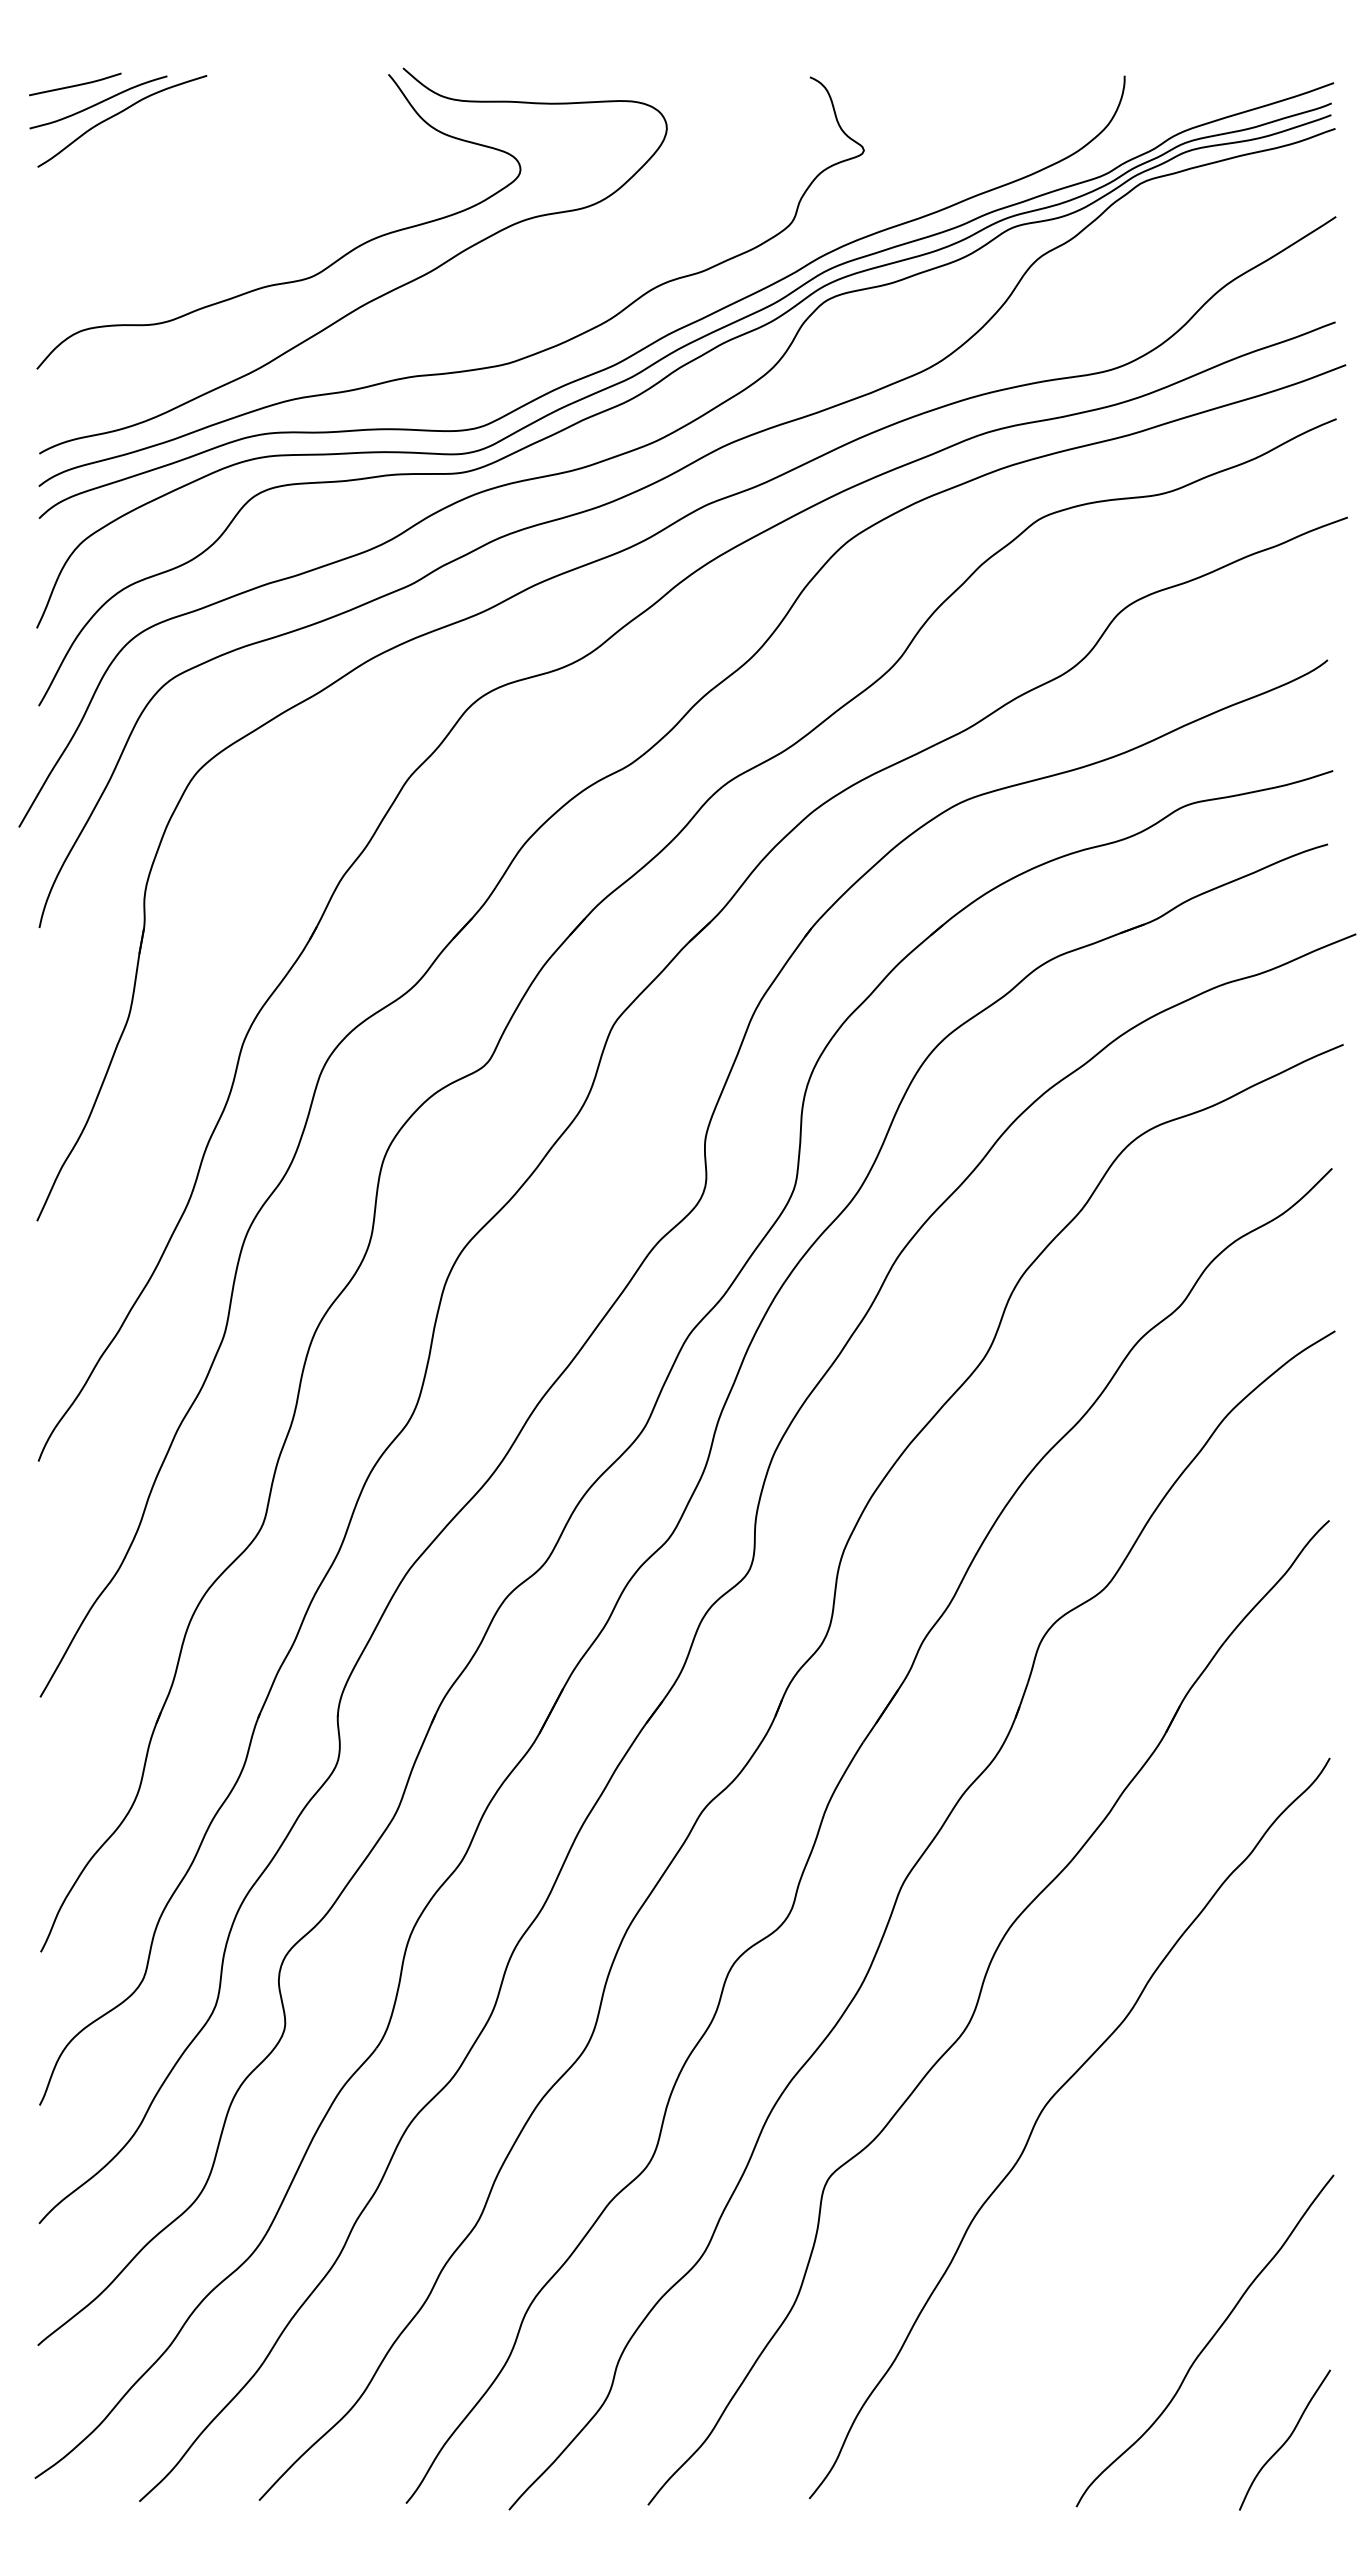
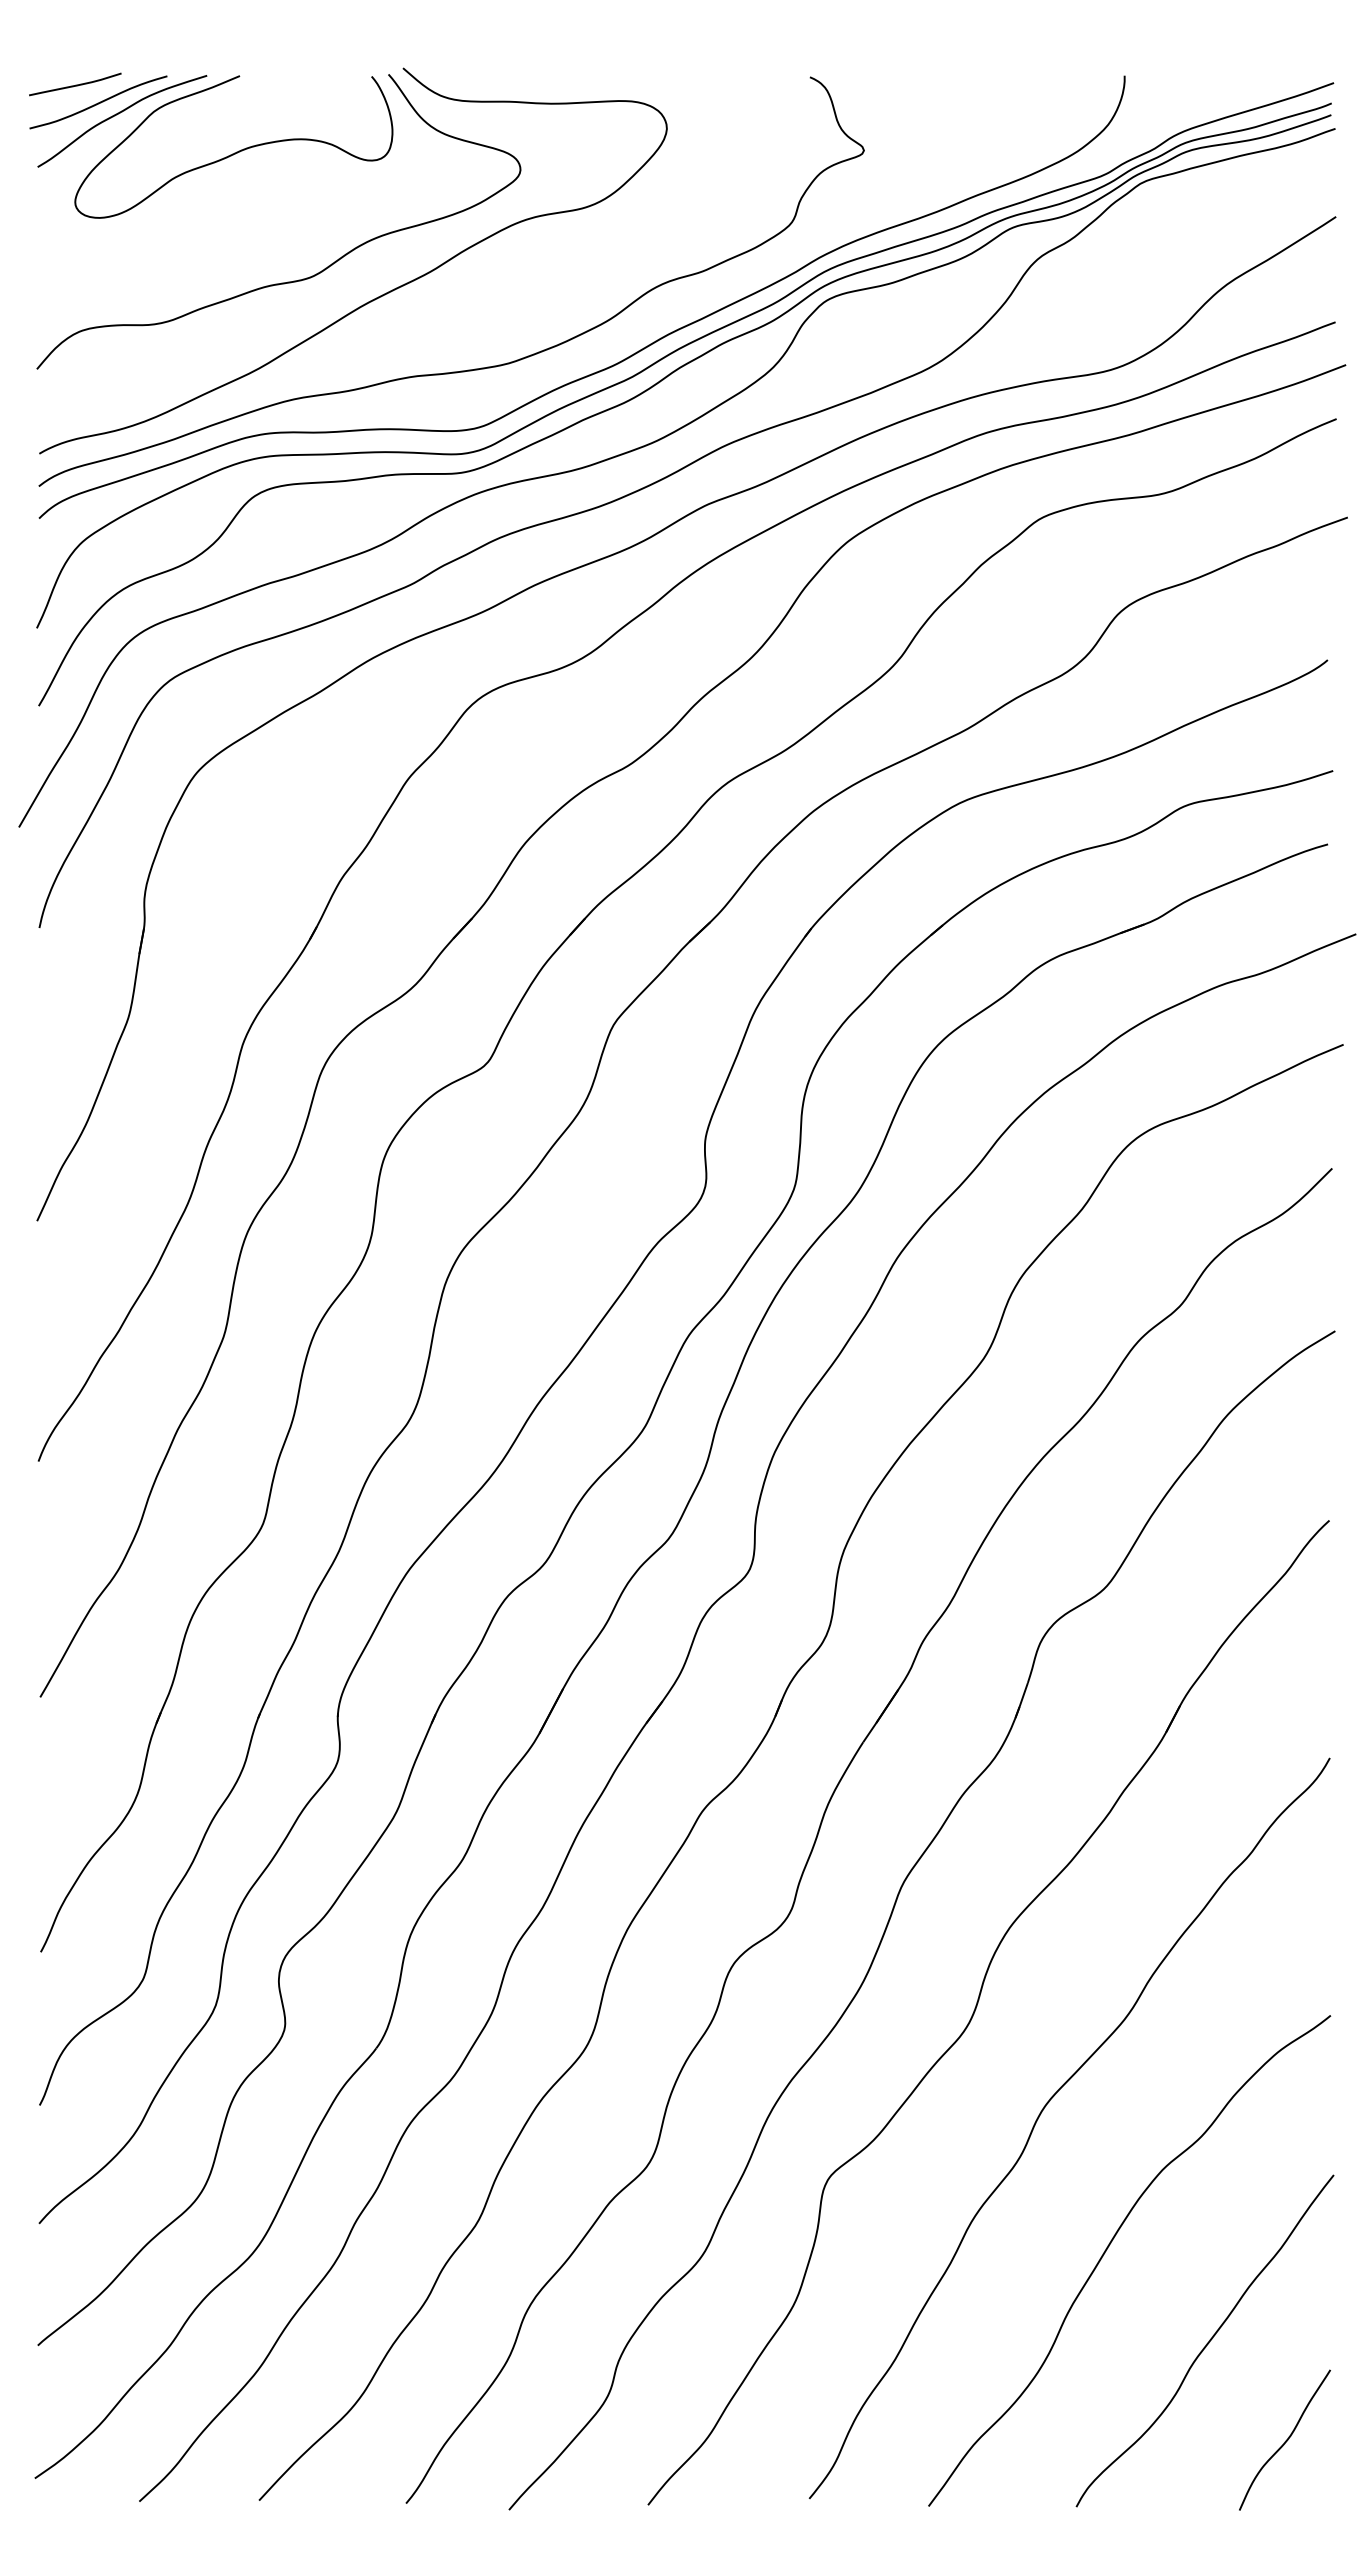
curve: none -> present (236, 151)
curve: none -> present (1108, 2248)
